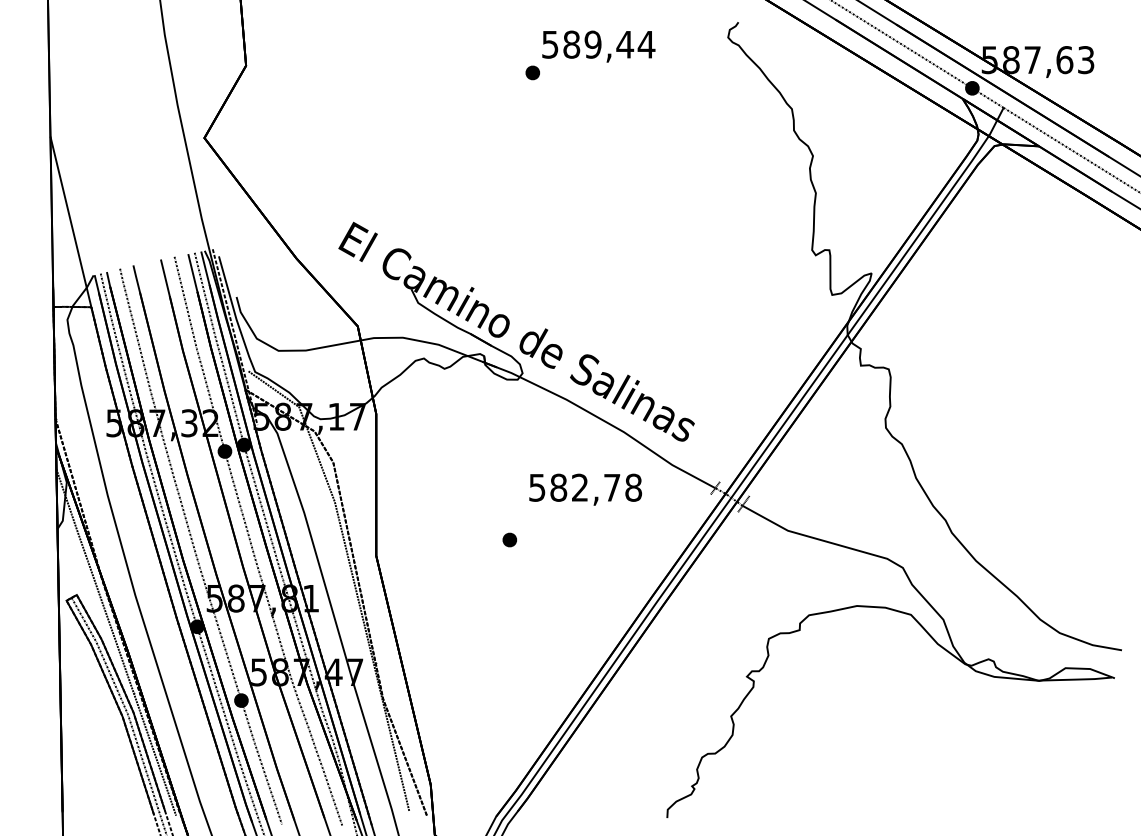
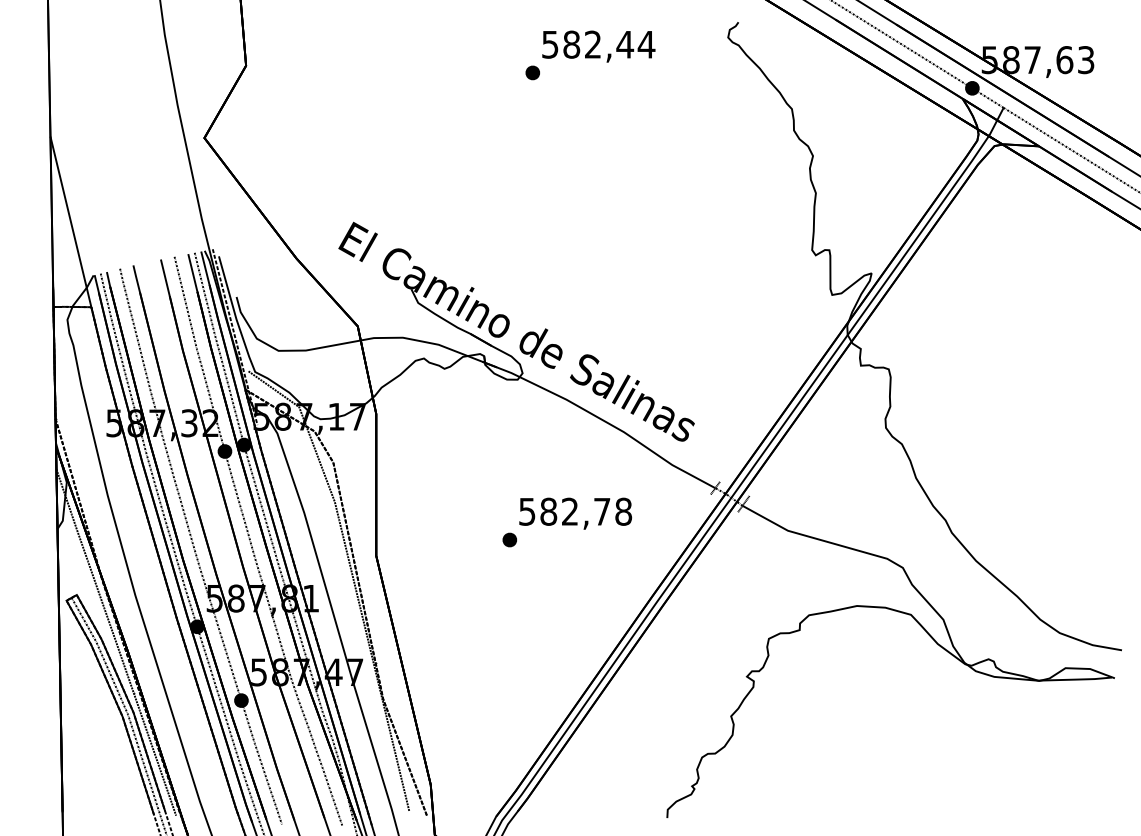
text: 589,44 -> 582,44 (592, 44)
text position: (585, 489) -> (575, 513) (575, 513)
